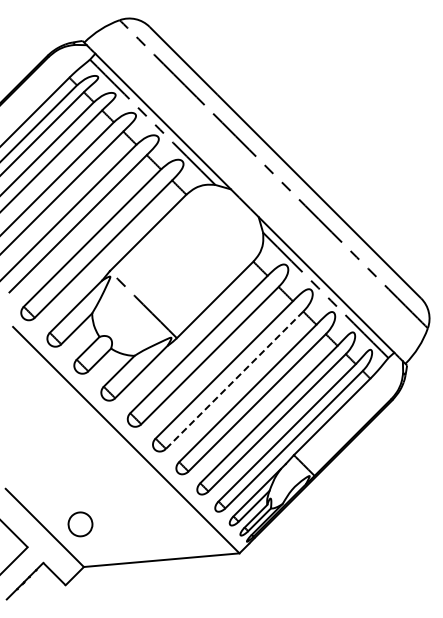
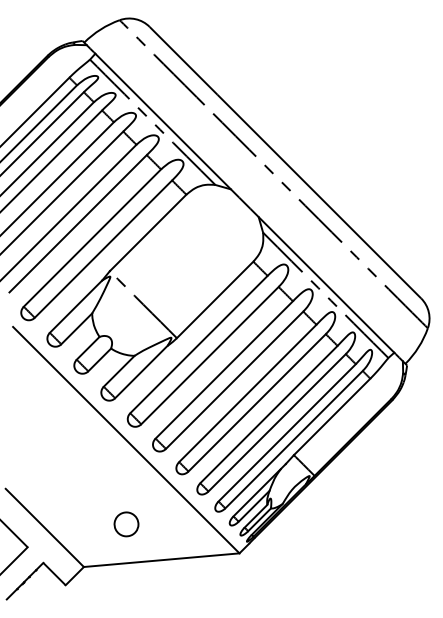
line: dashed -> solid (234, 380)
part position: (80, 524) -> (126, 524) (126, 524)
